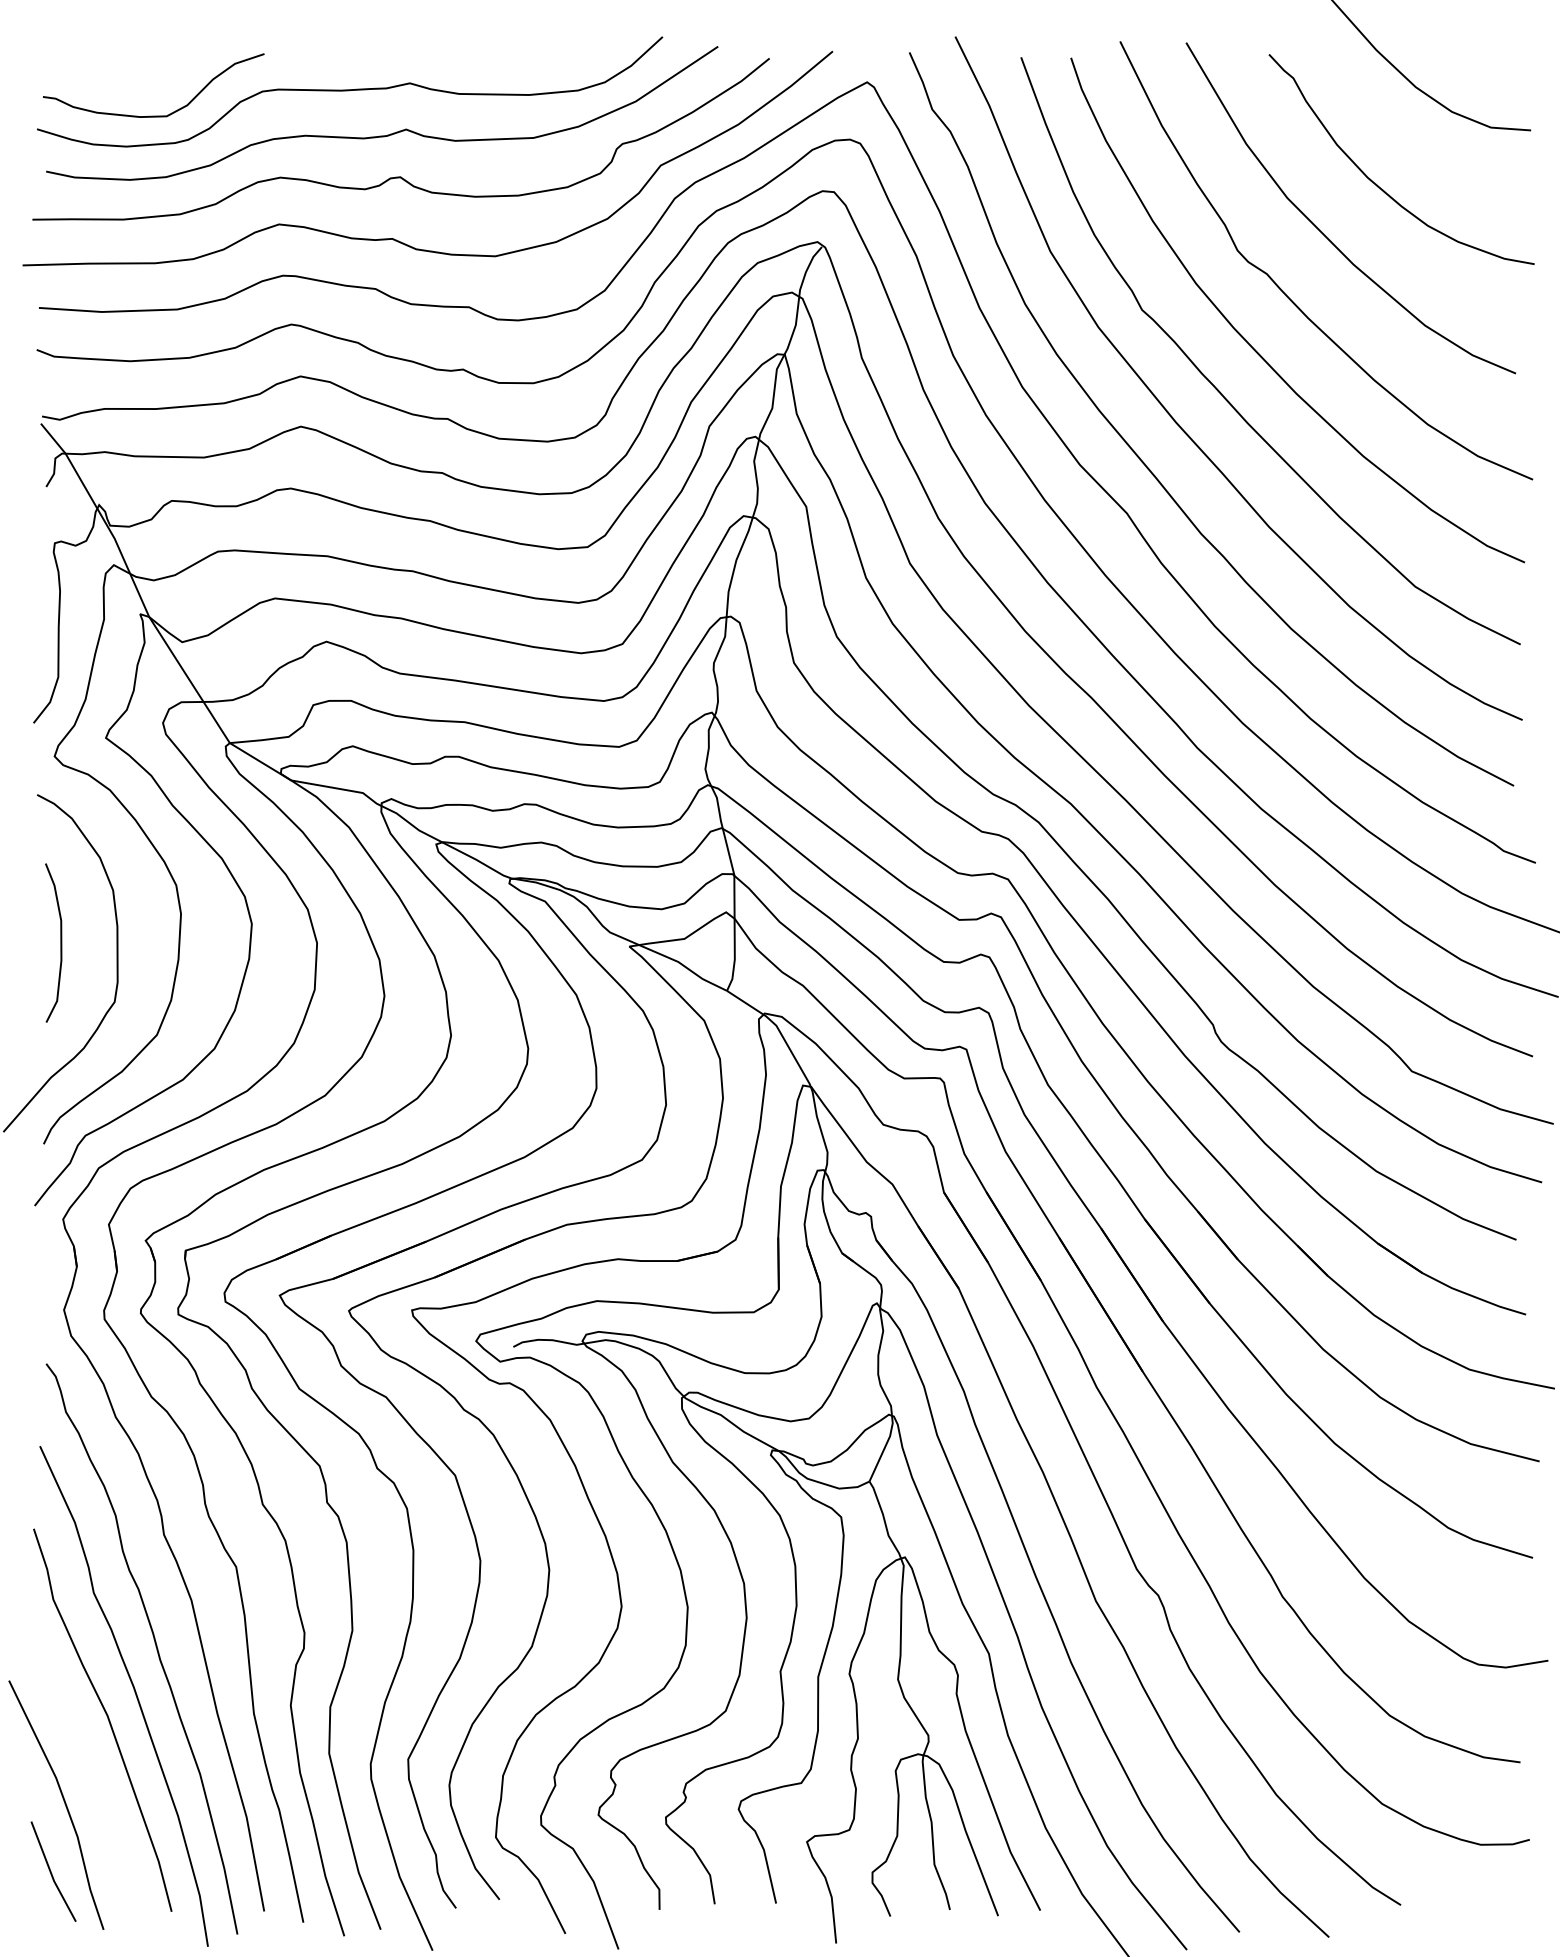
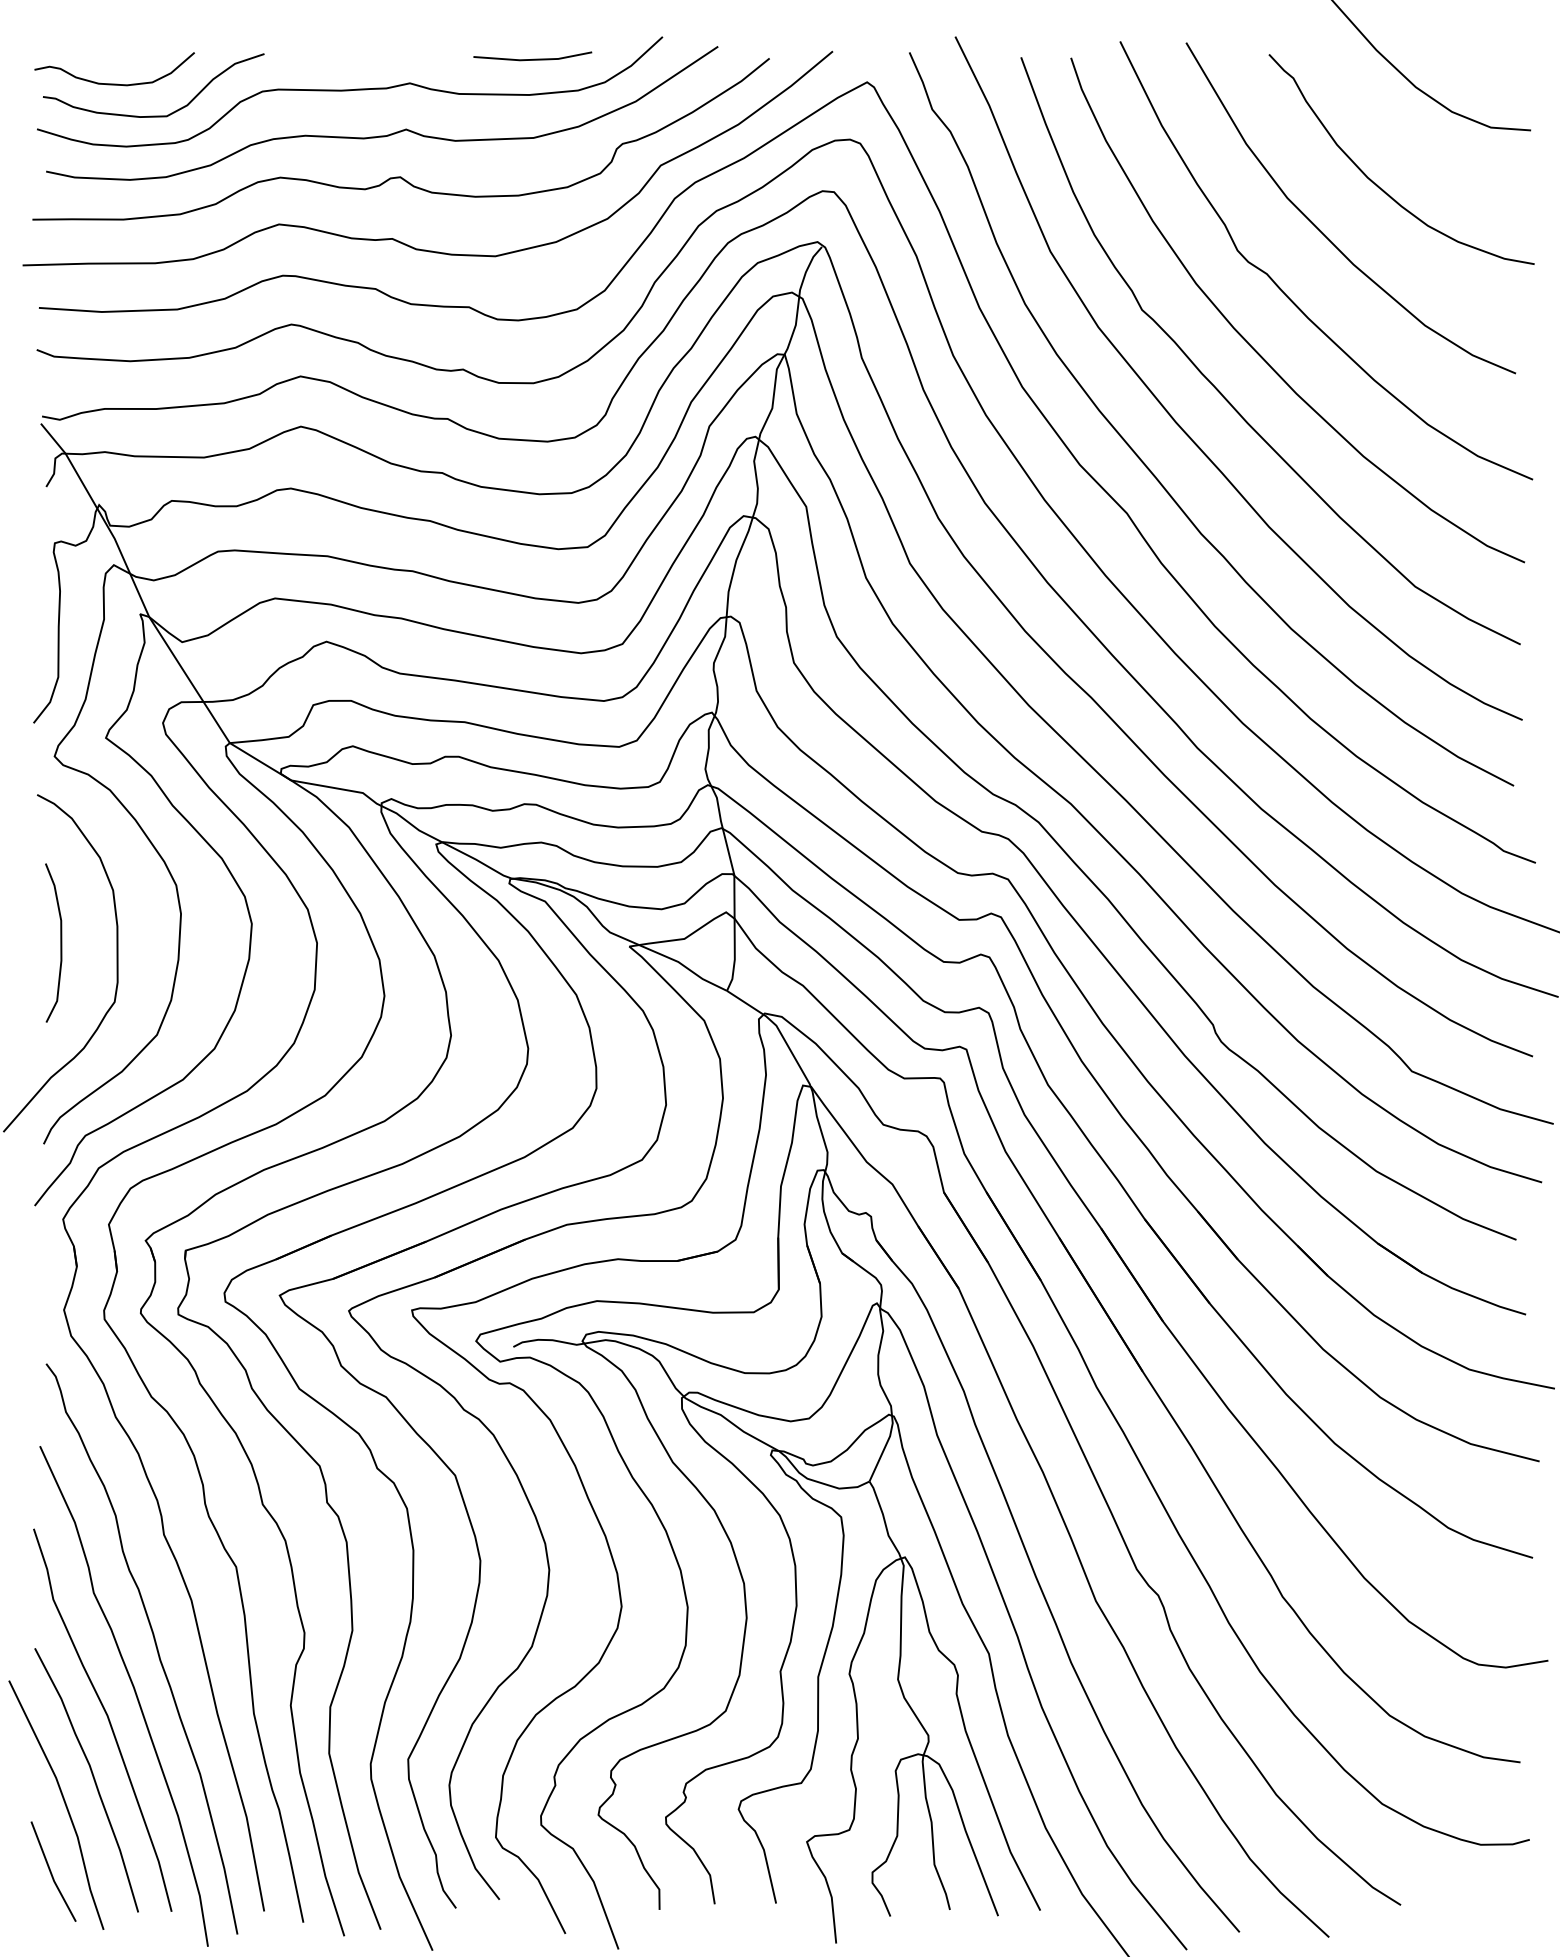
line: none -> present (533, 58)
curve: none -> present (114, 83)
part: none -> present (92, 1777)
